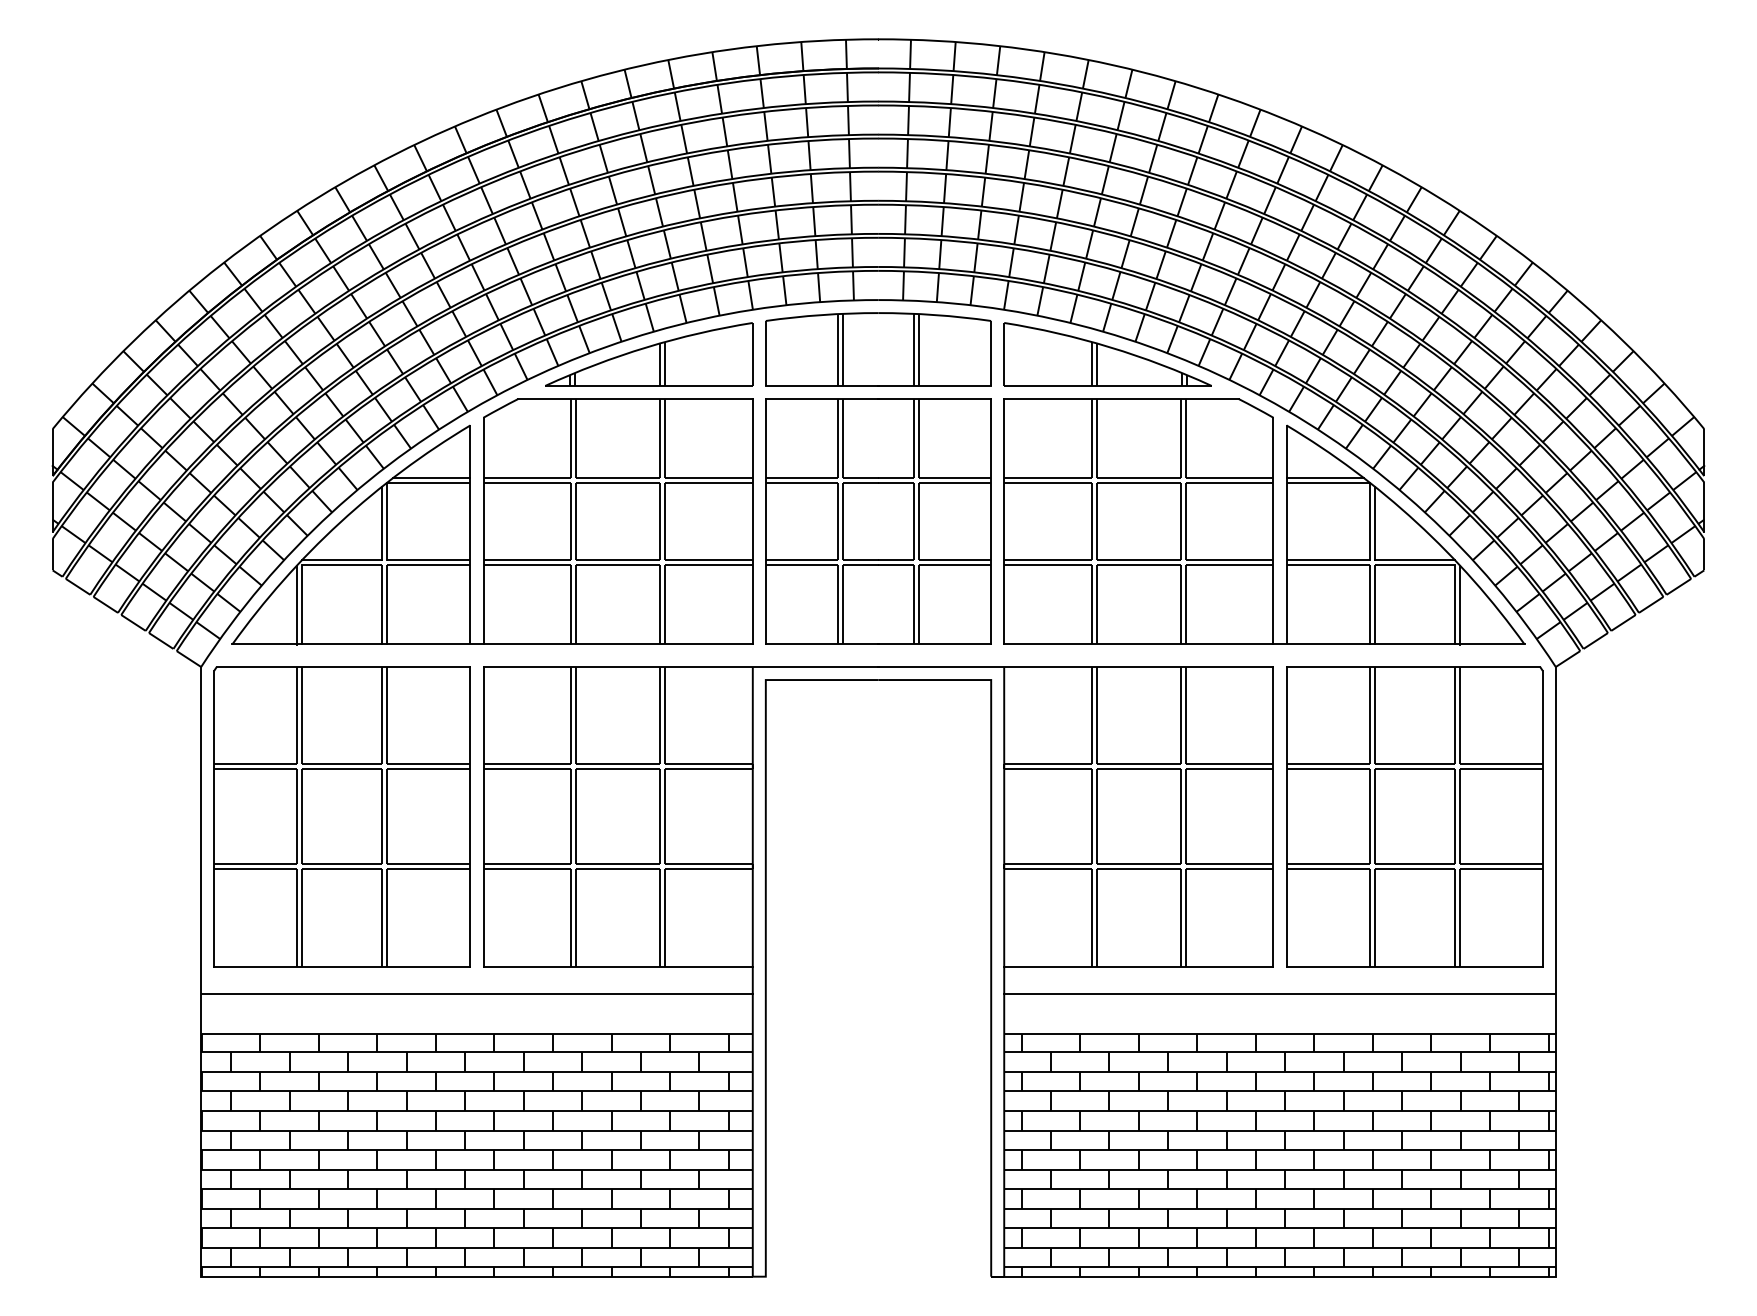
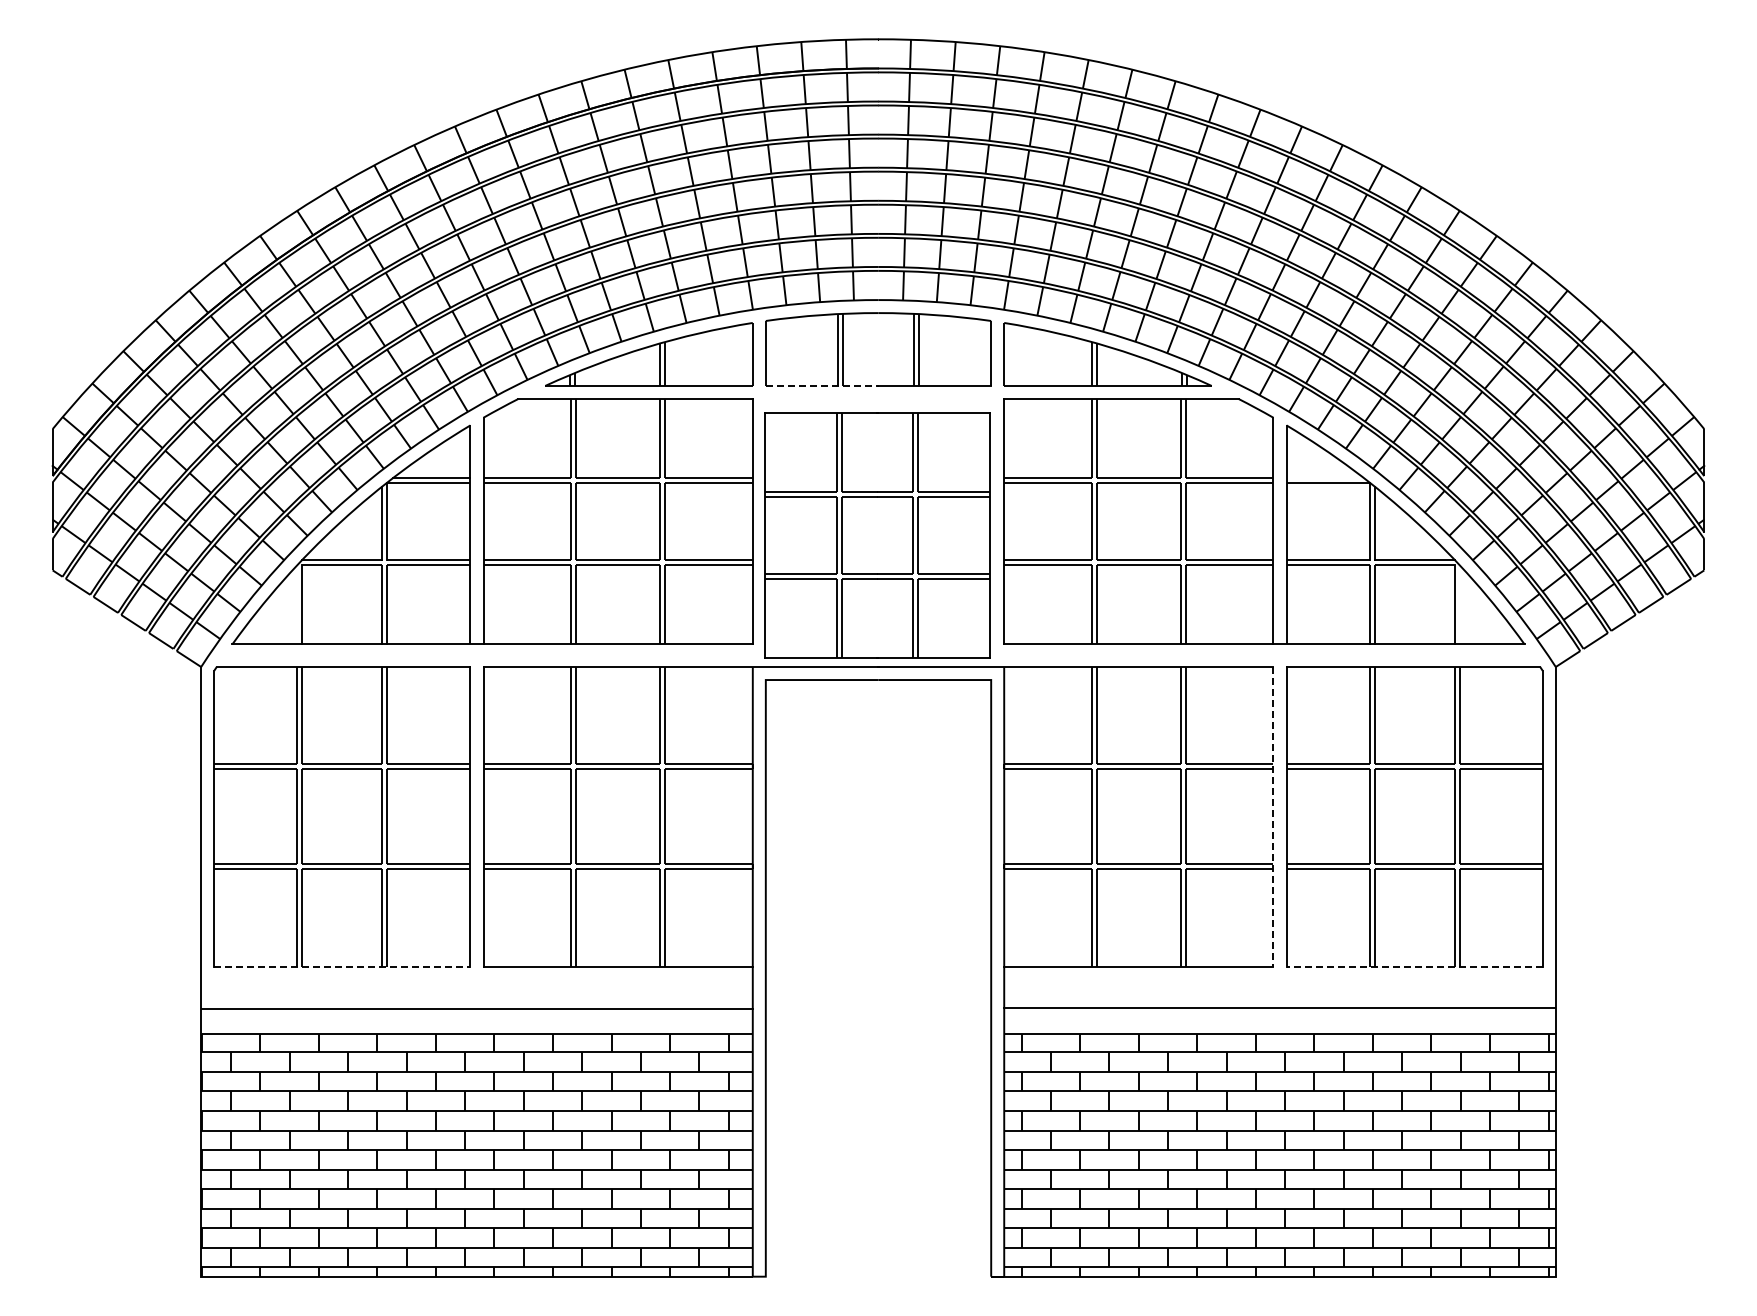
line: solid -> dashed (822, 385)
line: present -> none (1324, 477)
part position: (878, 521) -> (877, 535) (877, 535)
line: present -> none (296, 605)
line: present -> none (1460, 605)
line: solid -> dashed (1273, 816)
line: solid -> dashed (342, 966)
line: solid -> dashed (1414, 966)
line position: (476, 993) -> (476, 1008) (476, 1008)
line position: (1279, 993) -> (1279, 1007) (1279, 1007)
